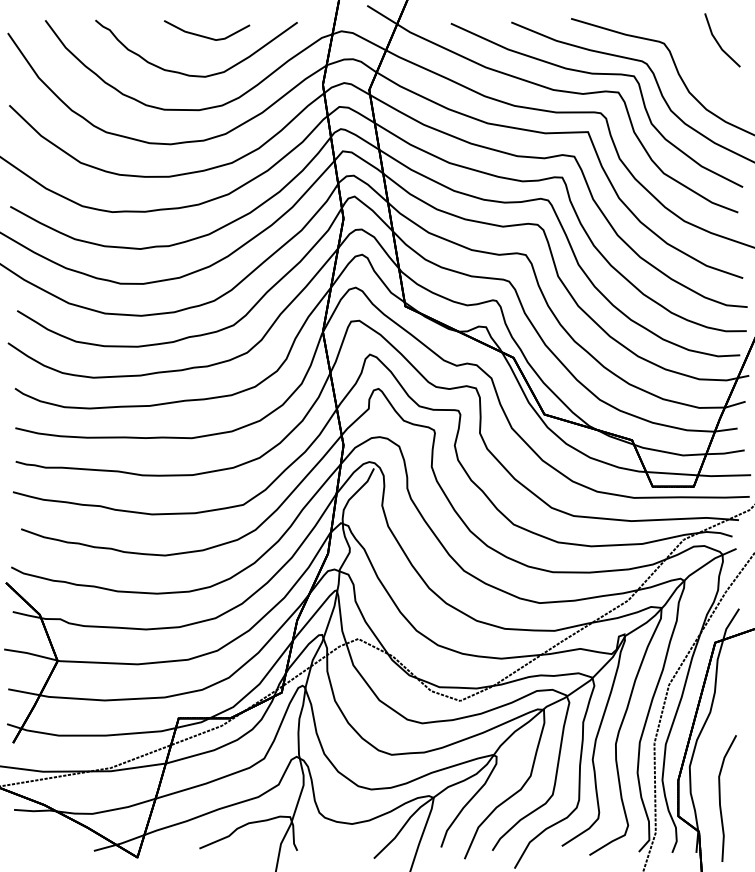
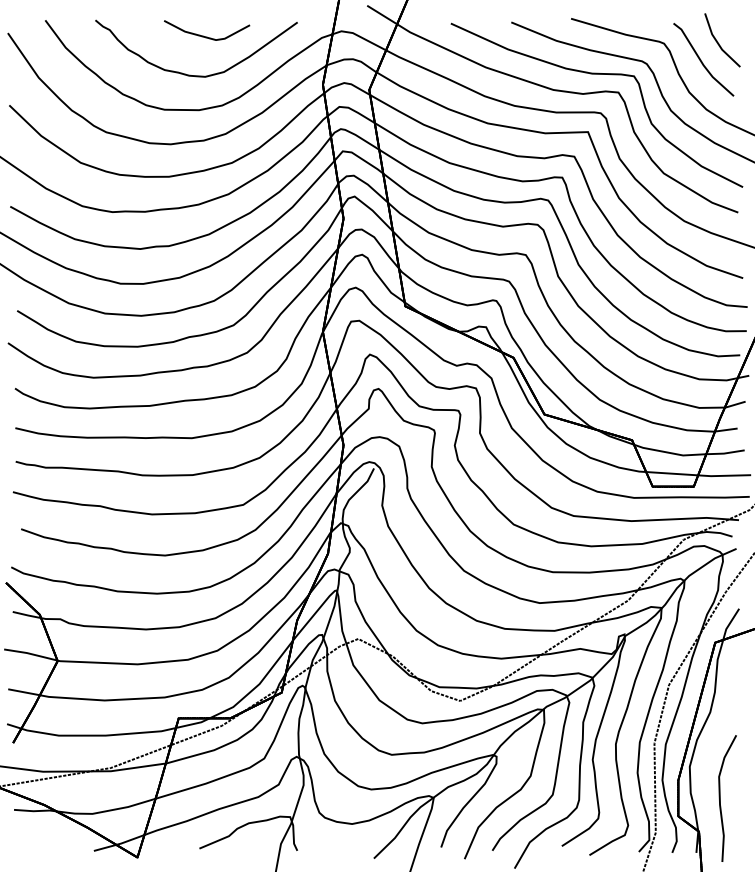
line: none -> present (701, 59)
